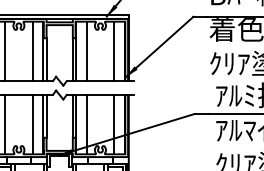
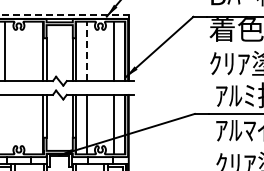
line: solid -> dashed (65, 14)
line: present -> none (32, 51)
line: solid -> dashed (86, 51)
line: present -> none (5, 124)
line: present -> none (32, 124)
